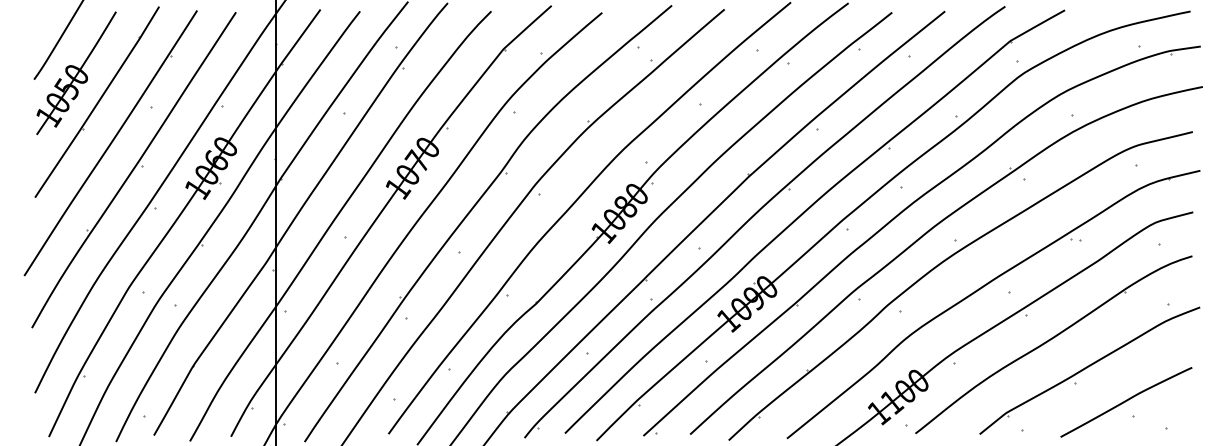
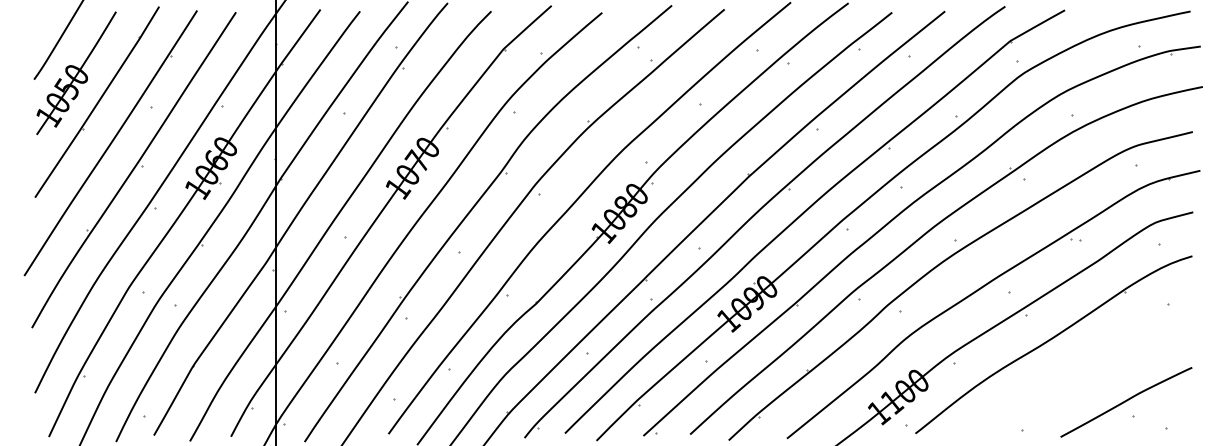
part: present -> none (1089, 370)
